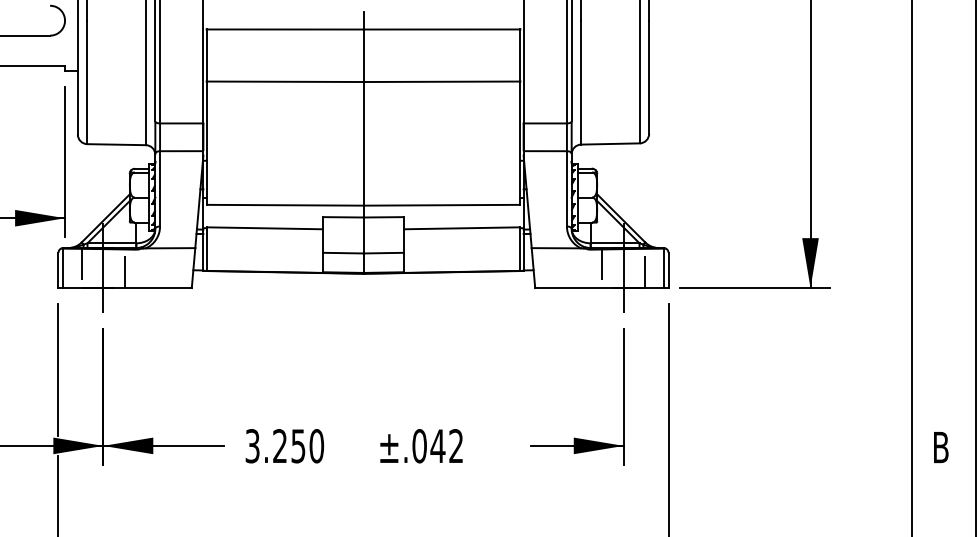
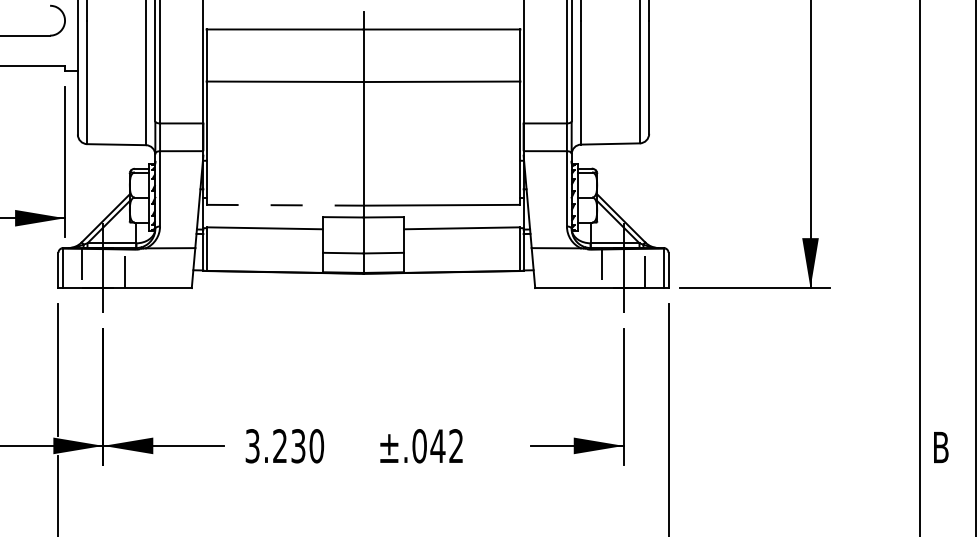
line: solid -> dashed (284, 205)
line position: (911, 267) -> (919, 267) (919, 267)
text: 3.250 -> 3.230 (298, 445)
